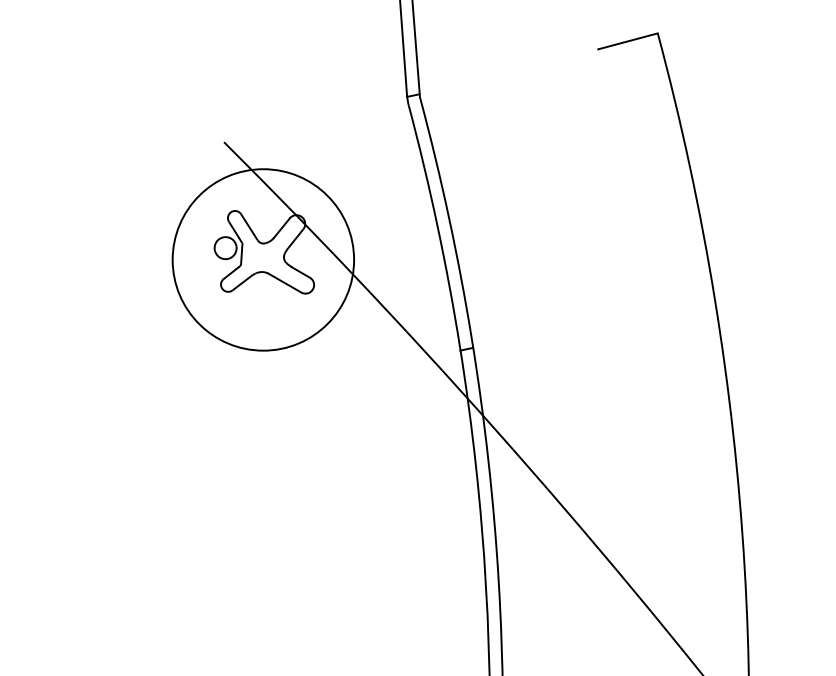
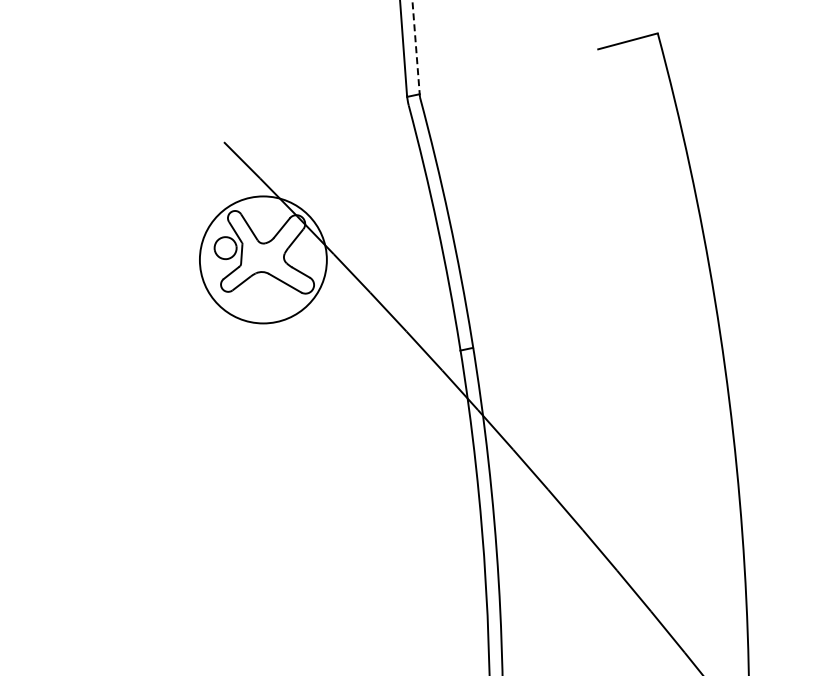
line: solid -> dashed (416, 48)
circle diameter: 181 px -> 127 px (262, 259)
